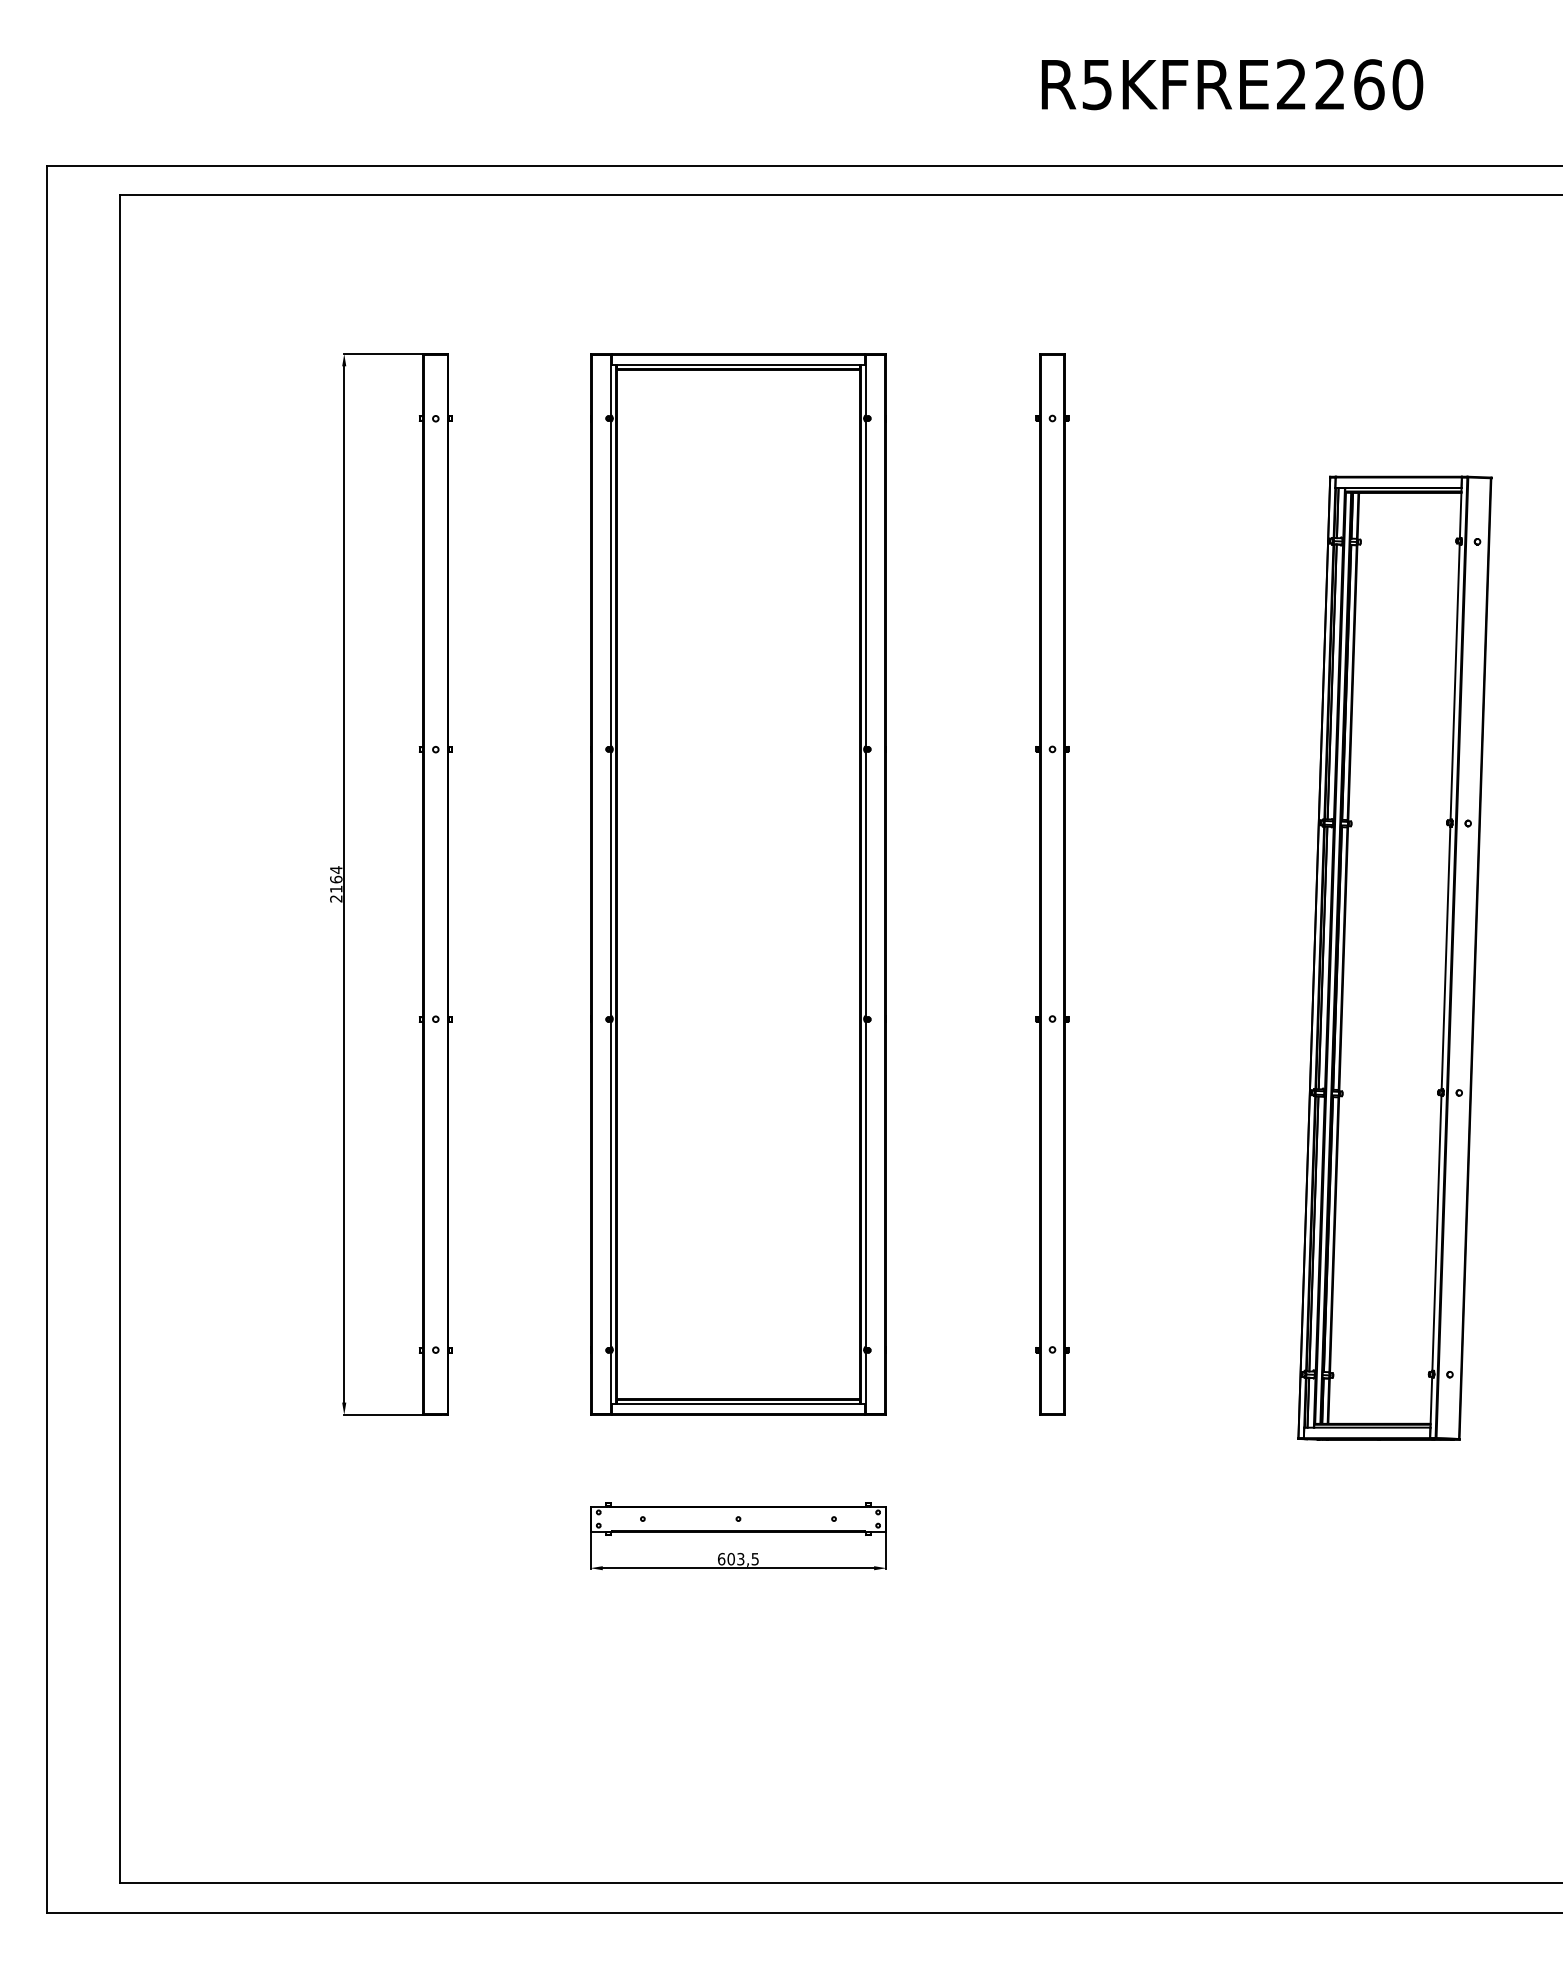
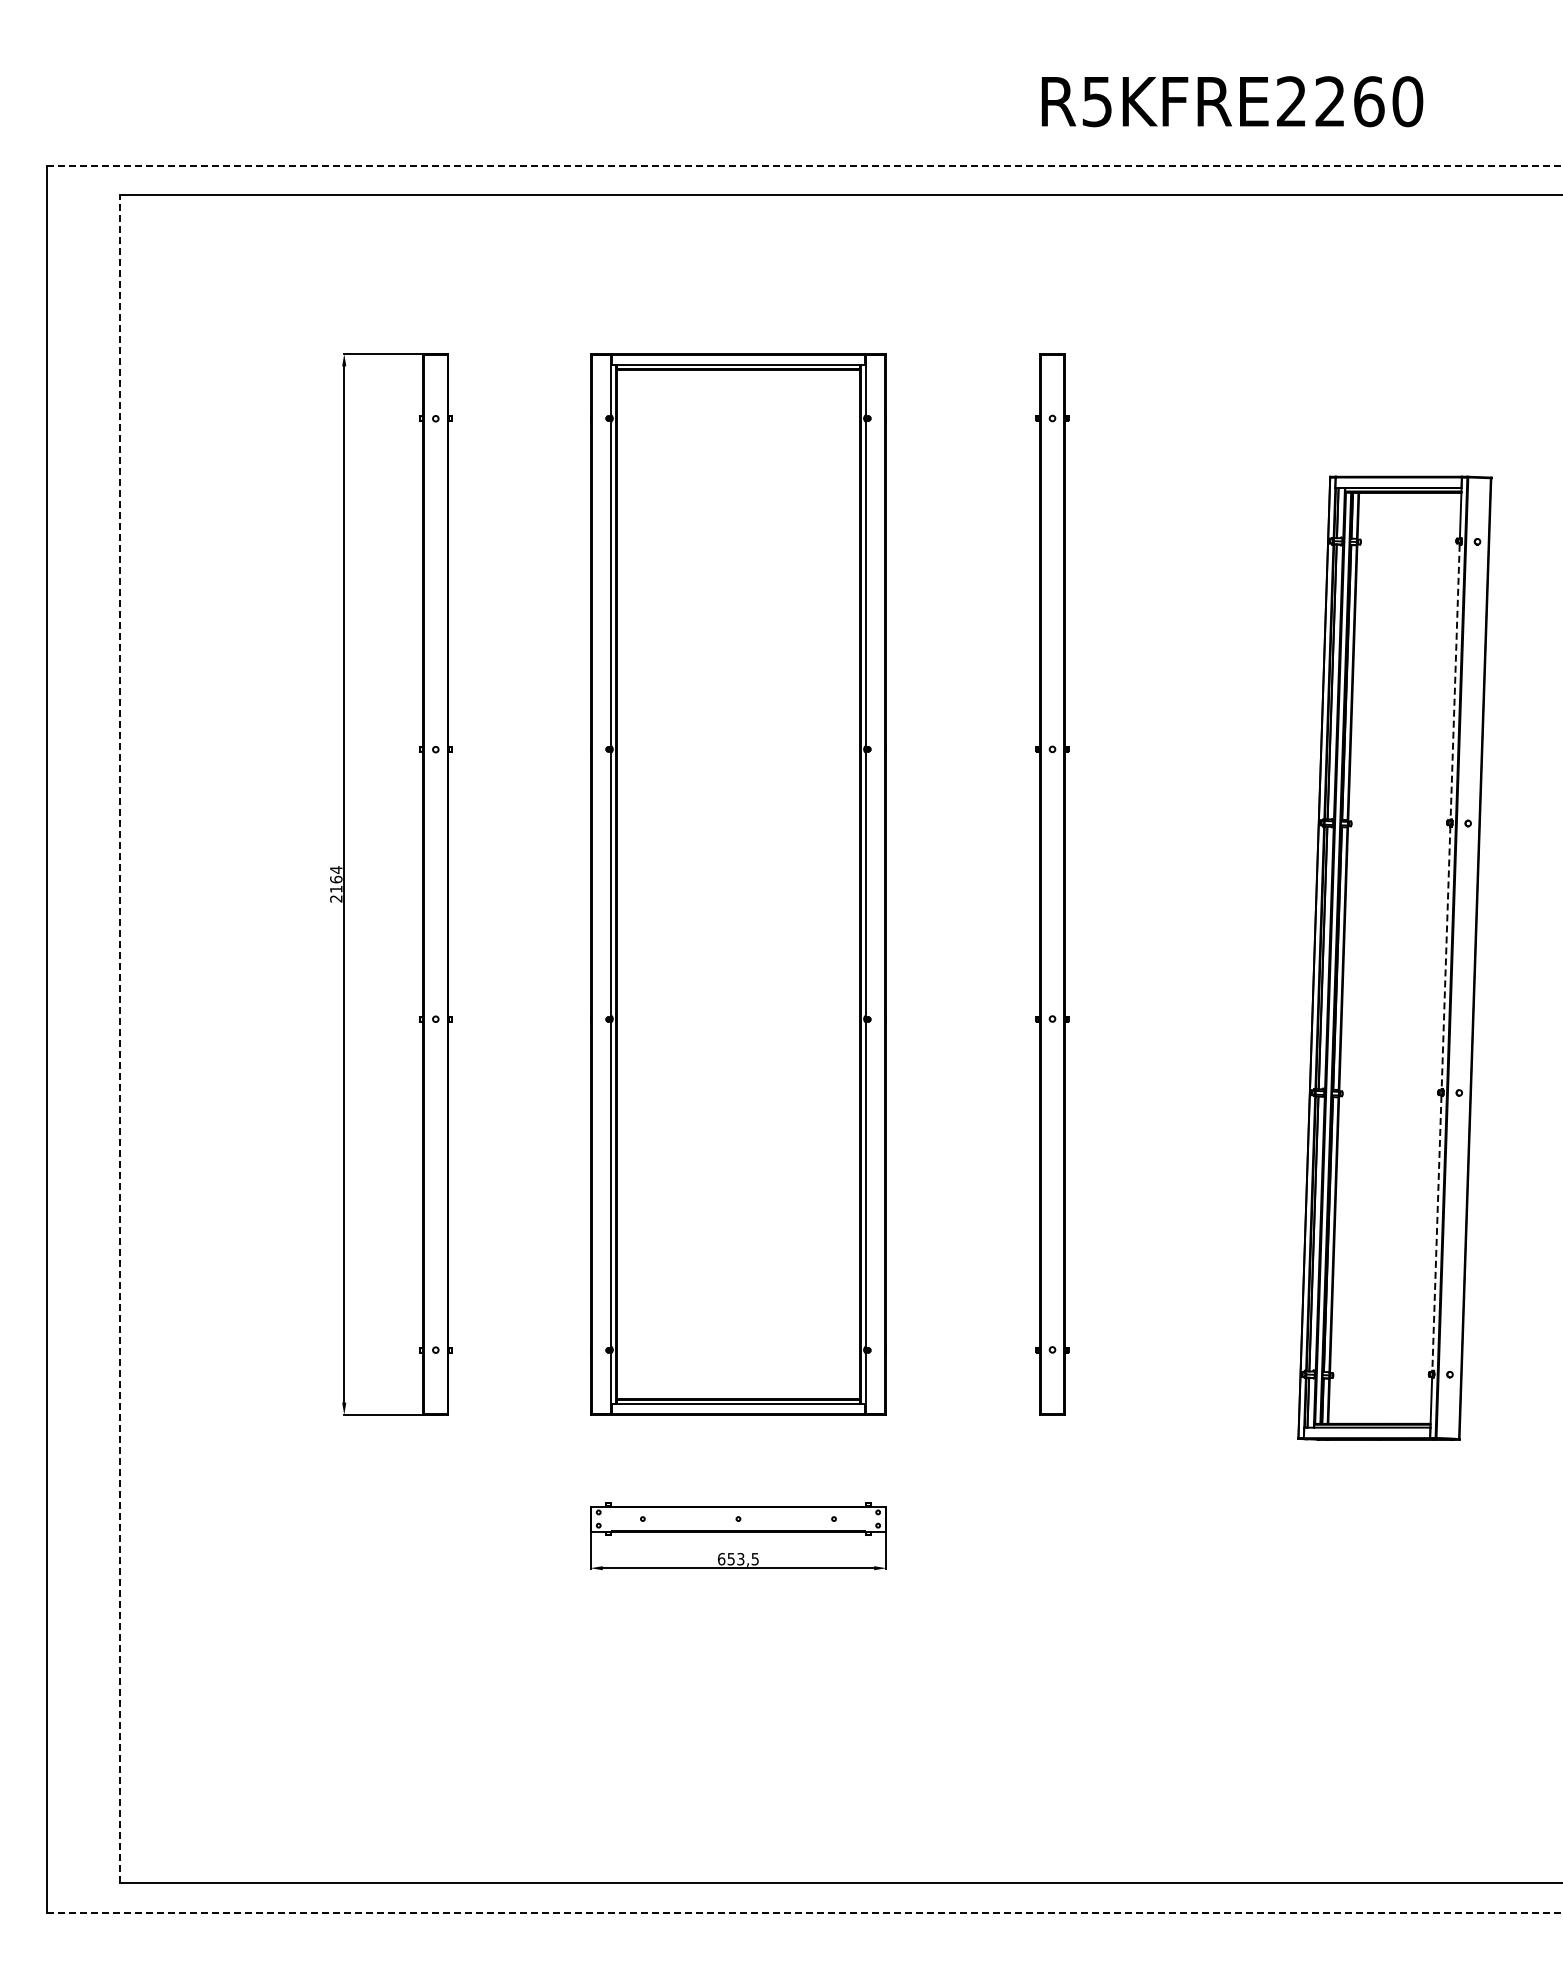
text position: (1232, 84) -> (1232, 101) (1232, 101)
line: solid -> dashed (804, 165)
line: solid -> dashed (1455, 682)
line: solid -> dashed (1446, 958)
line: solid -> dashed (120, 1038)
line: solid -> dashed (1436, 1233)
text: 603,5 -> 653,5 (730, 1558)
line: solid -> dashed (804, 1912)
